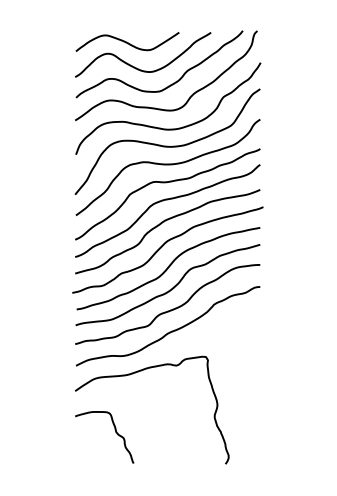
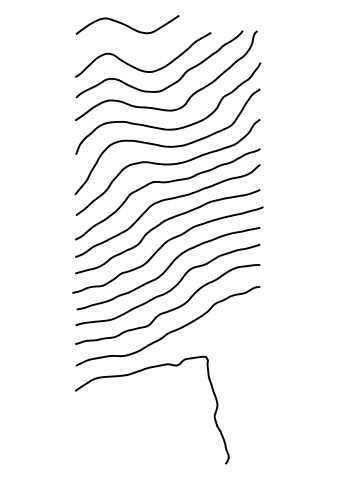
curve position: (126, 41) -> (126, 24) (126, 24)
curve: present -> none (115, 432)
